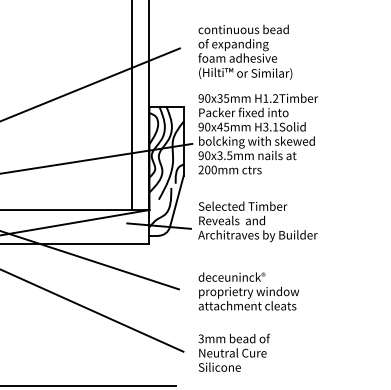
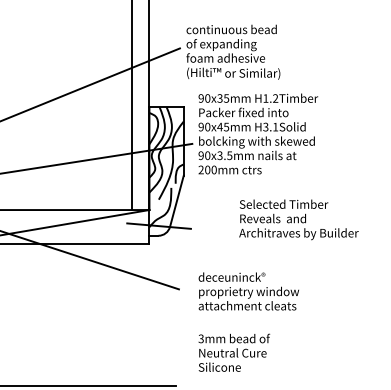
text position: (245, 51) -> (233, 51) (233, 51)
text position: (257, 221) -> (298, 219) (298, 219)
line: present -> none (92, 310)
